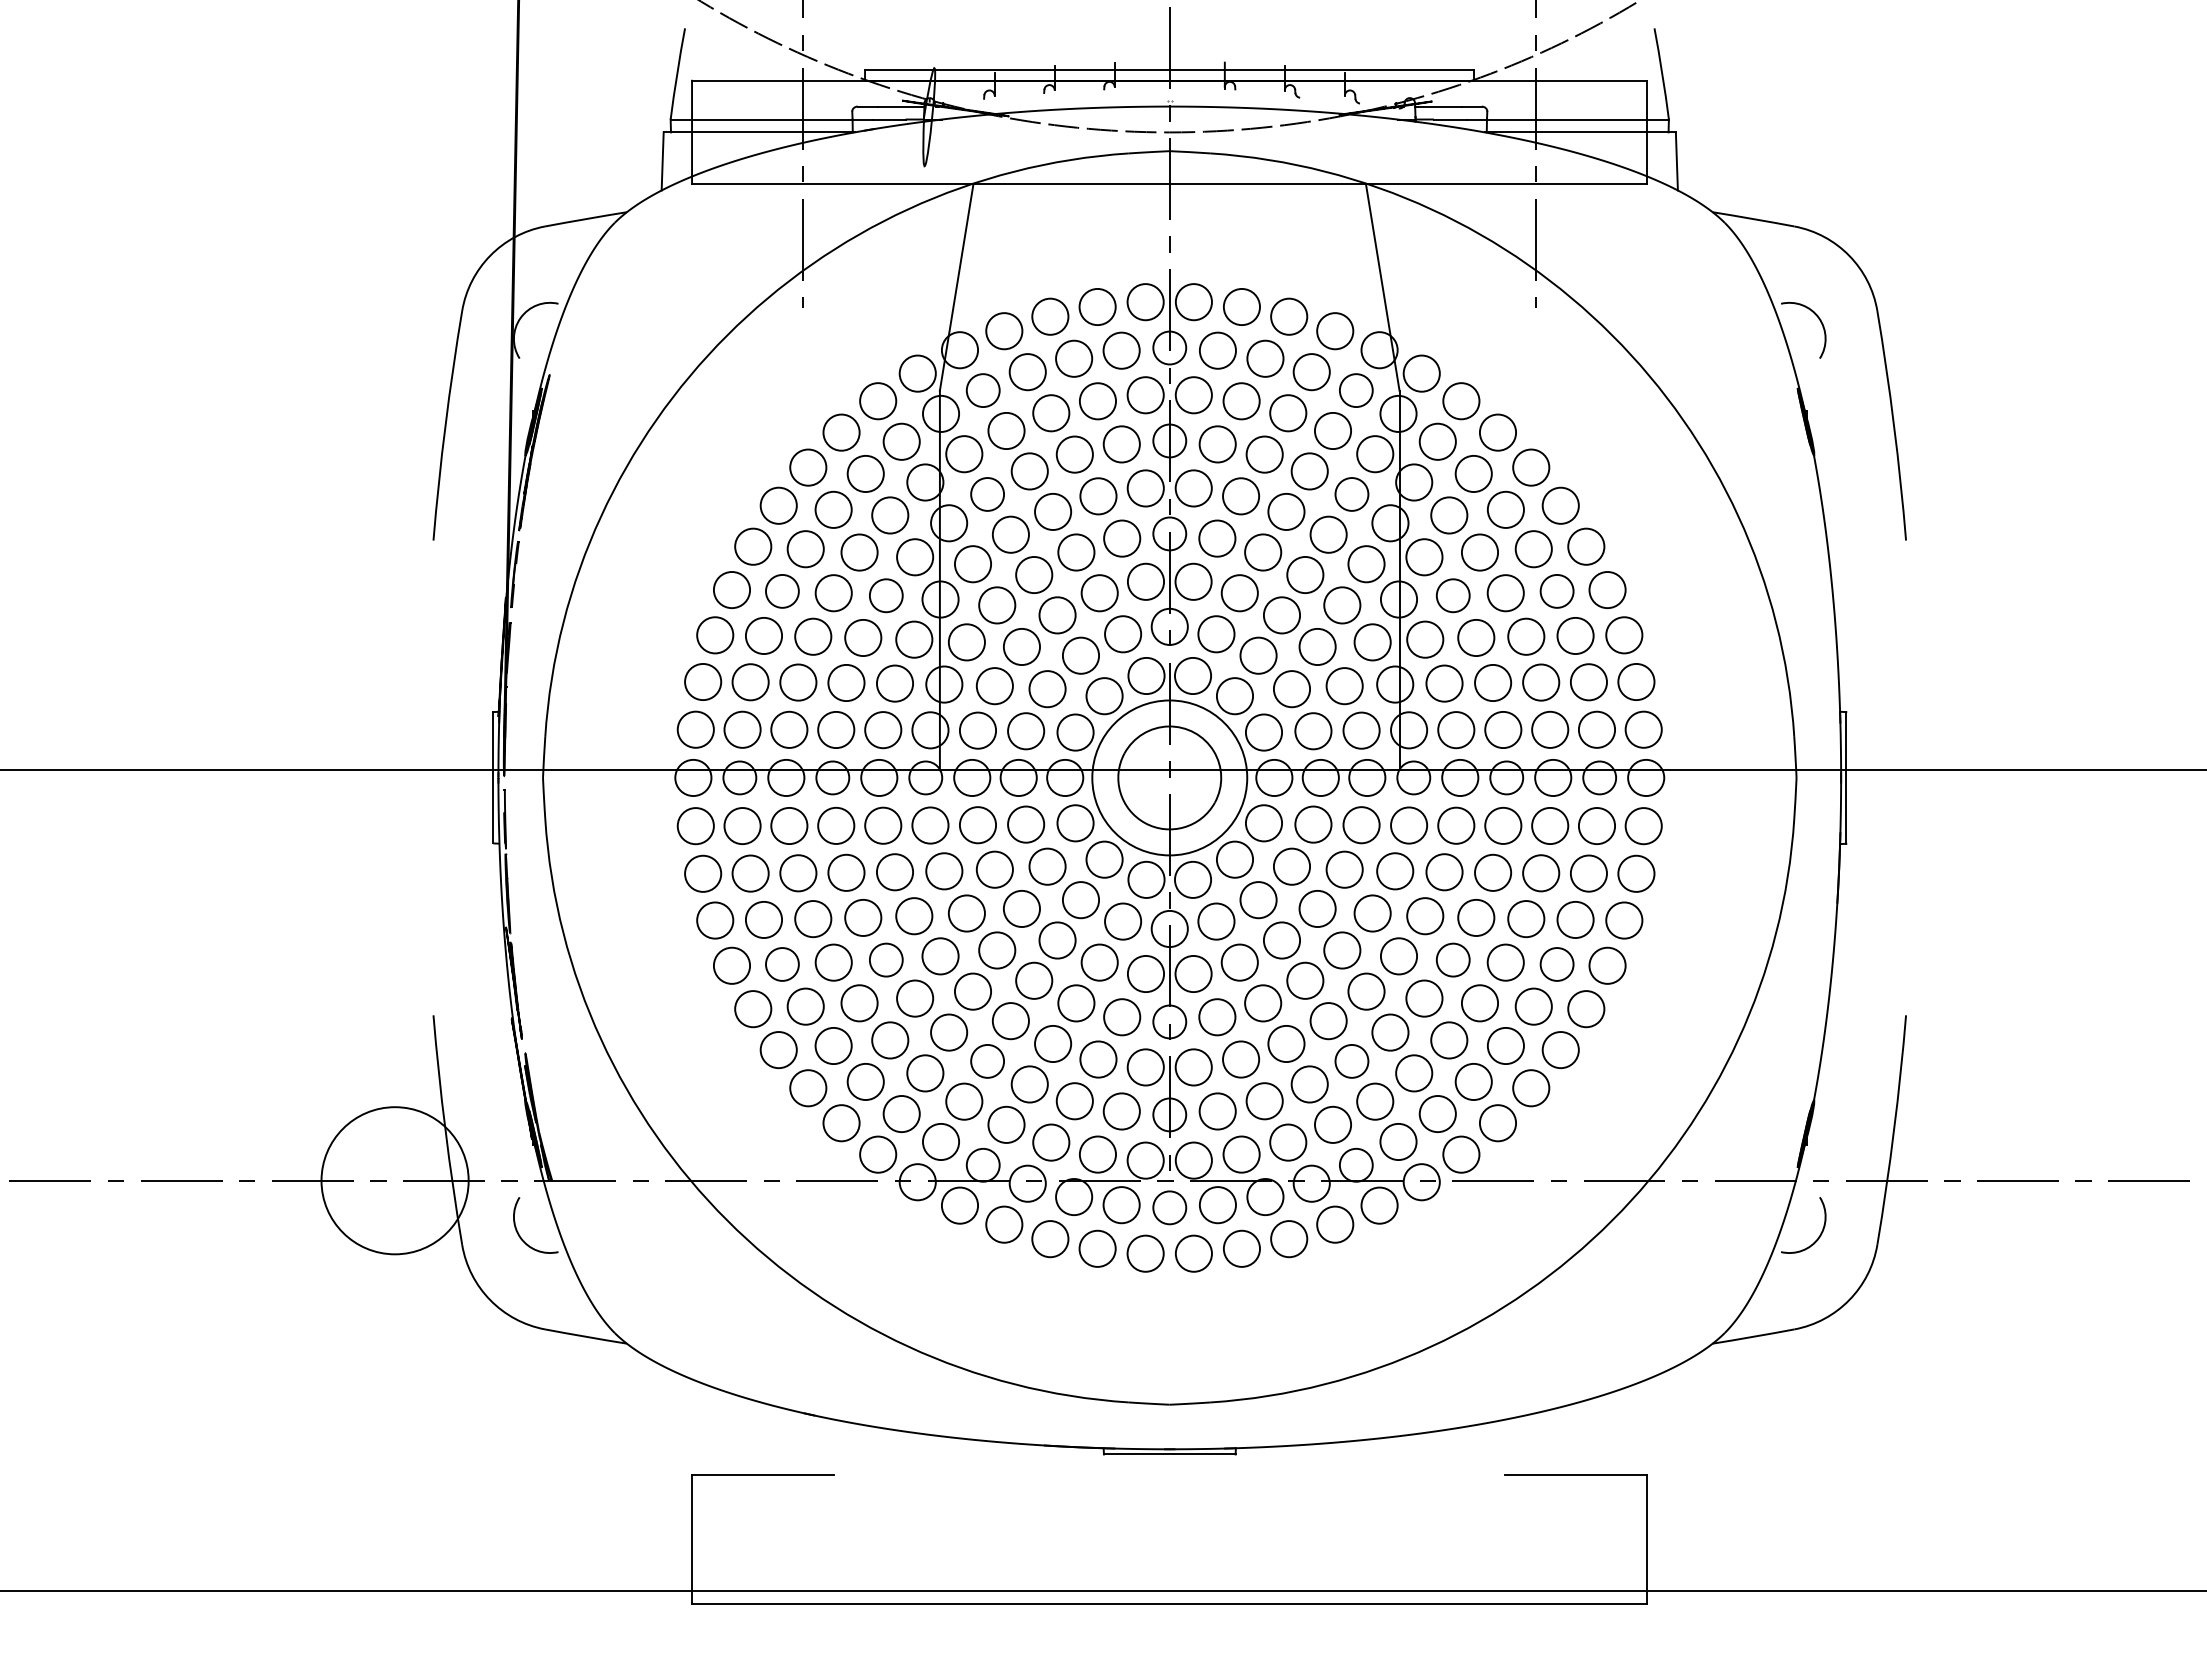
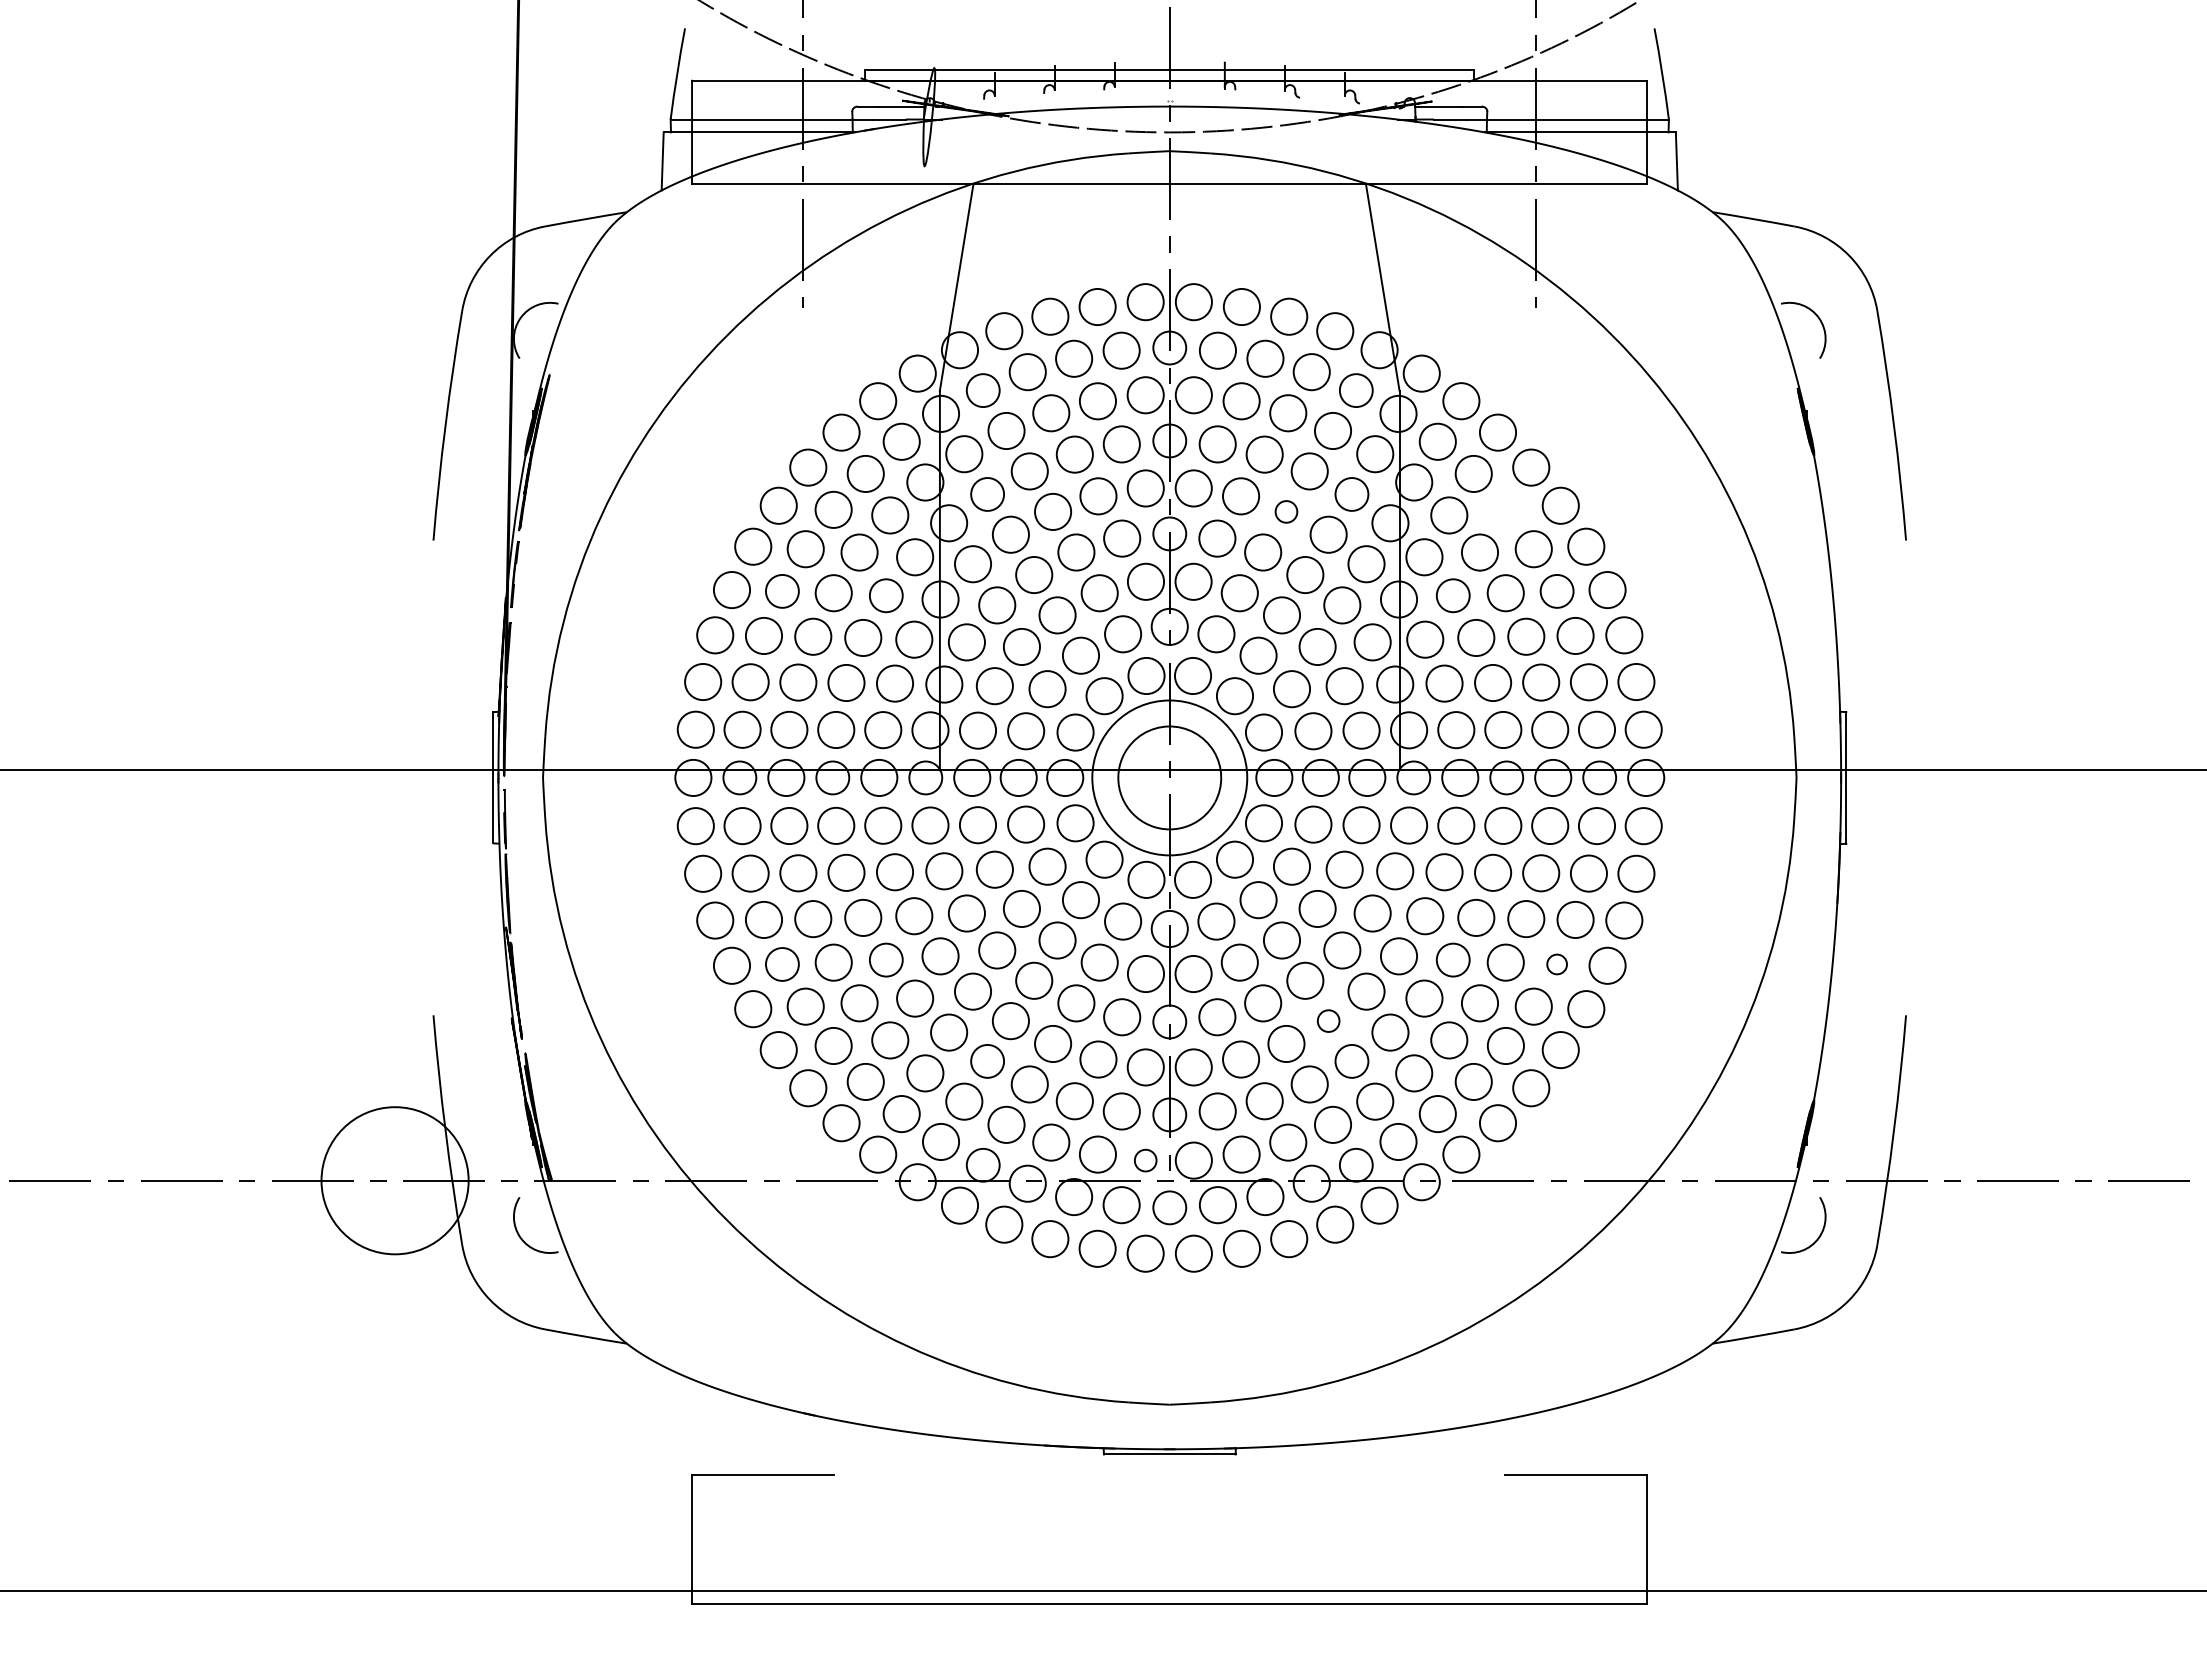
circle: present -> none (1505, 509)
circle diameter: 36 px -> 22 px (1286, 511)
circle diameter: 33 px -> 20 px (1556, 964)
circle diameter: 36 px -> 22 px (1328, 1020)
circle diameter: 36 px -> 22 px (1145, 1160)
